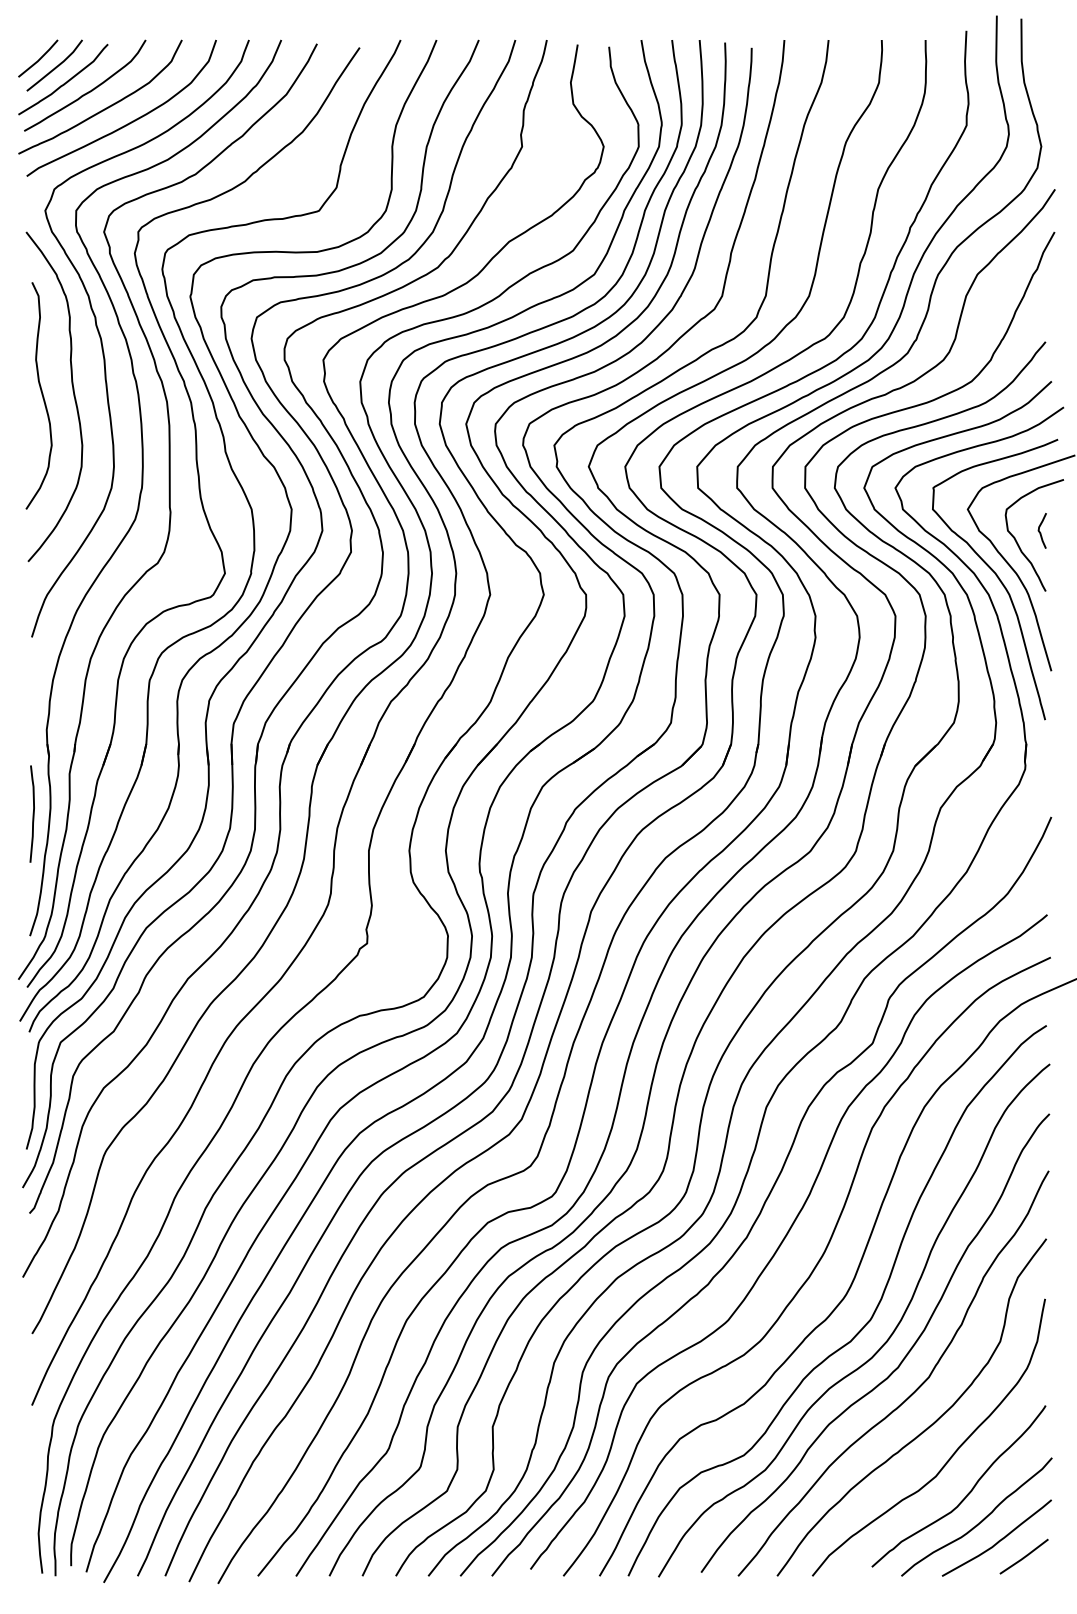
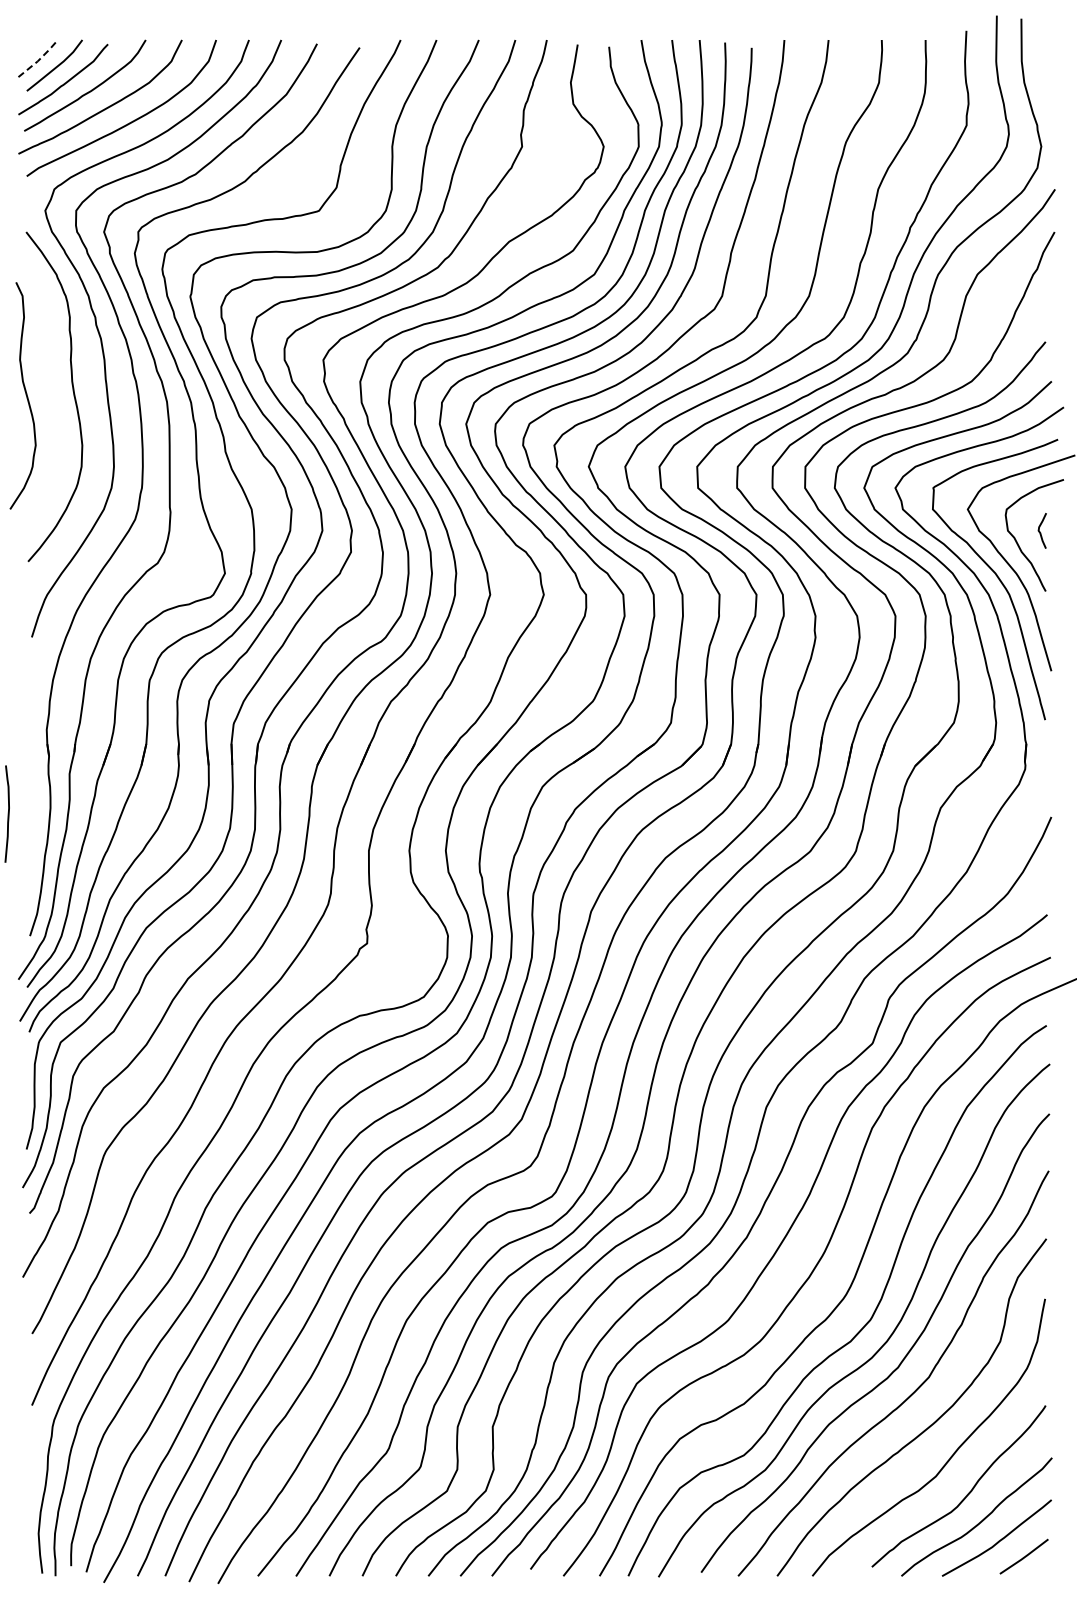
line: solid -> dashed (39, 59)
curve position: (41, 395) -> (25, 395) (25, 395)
curve position: (32, 813) -> (7, 813) (7, 813)
